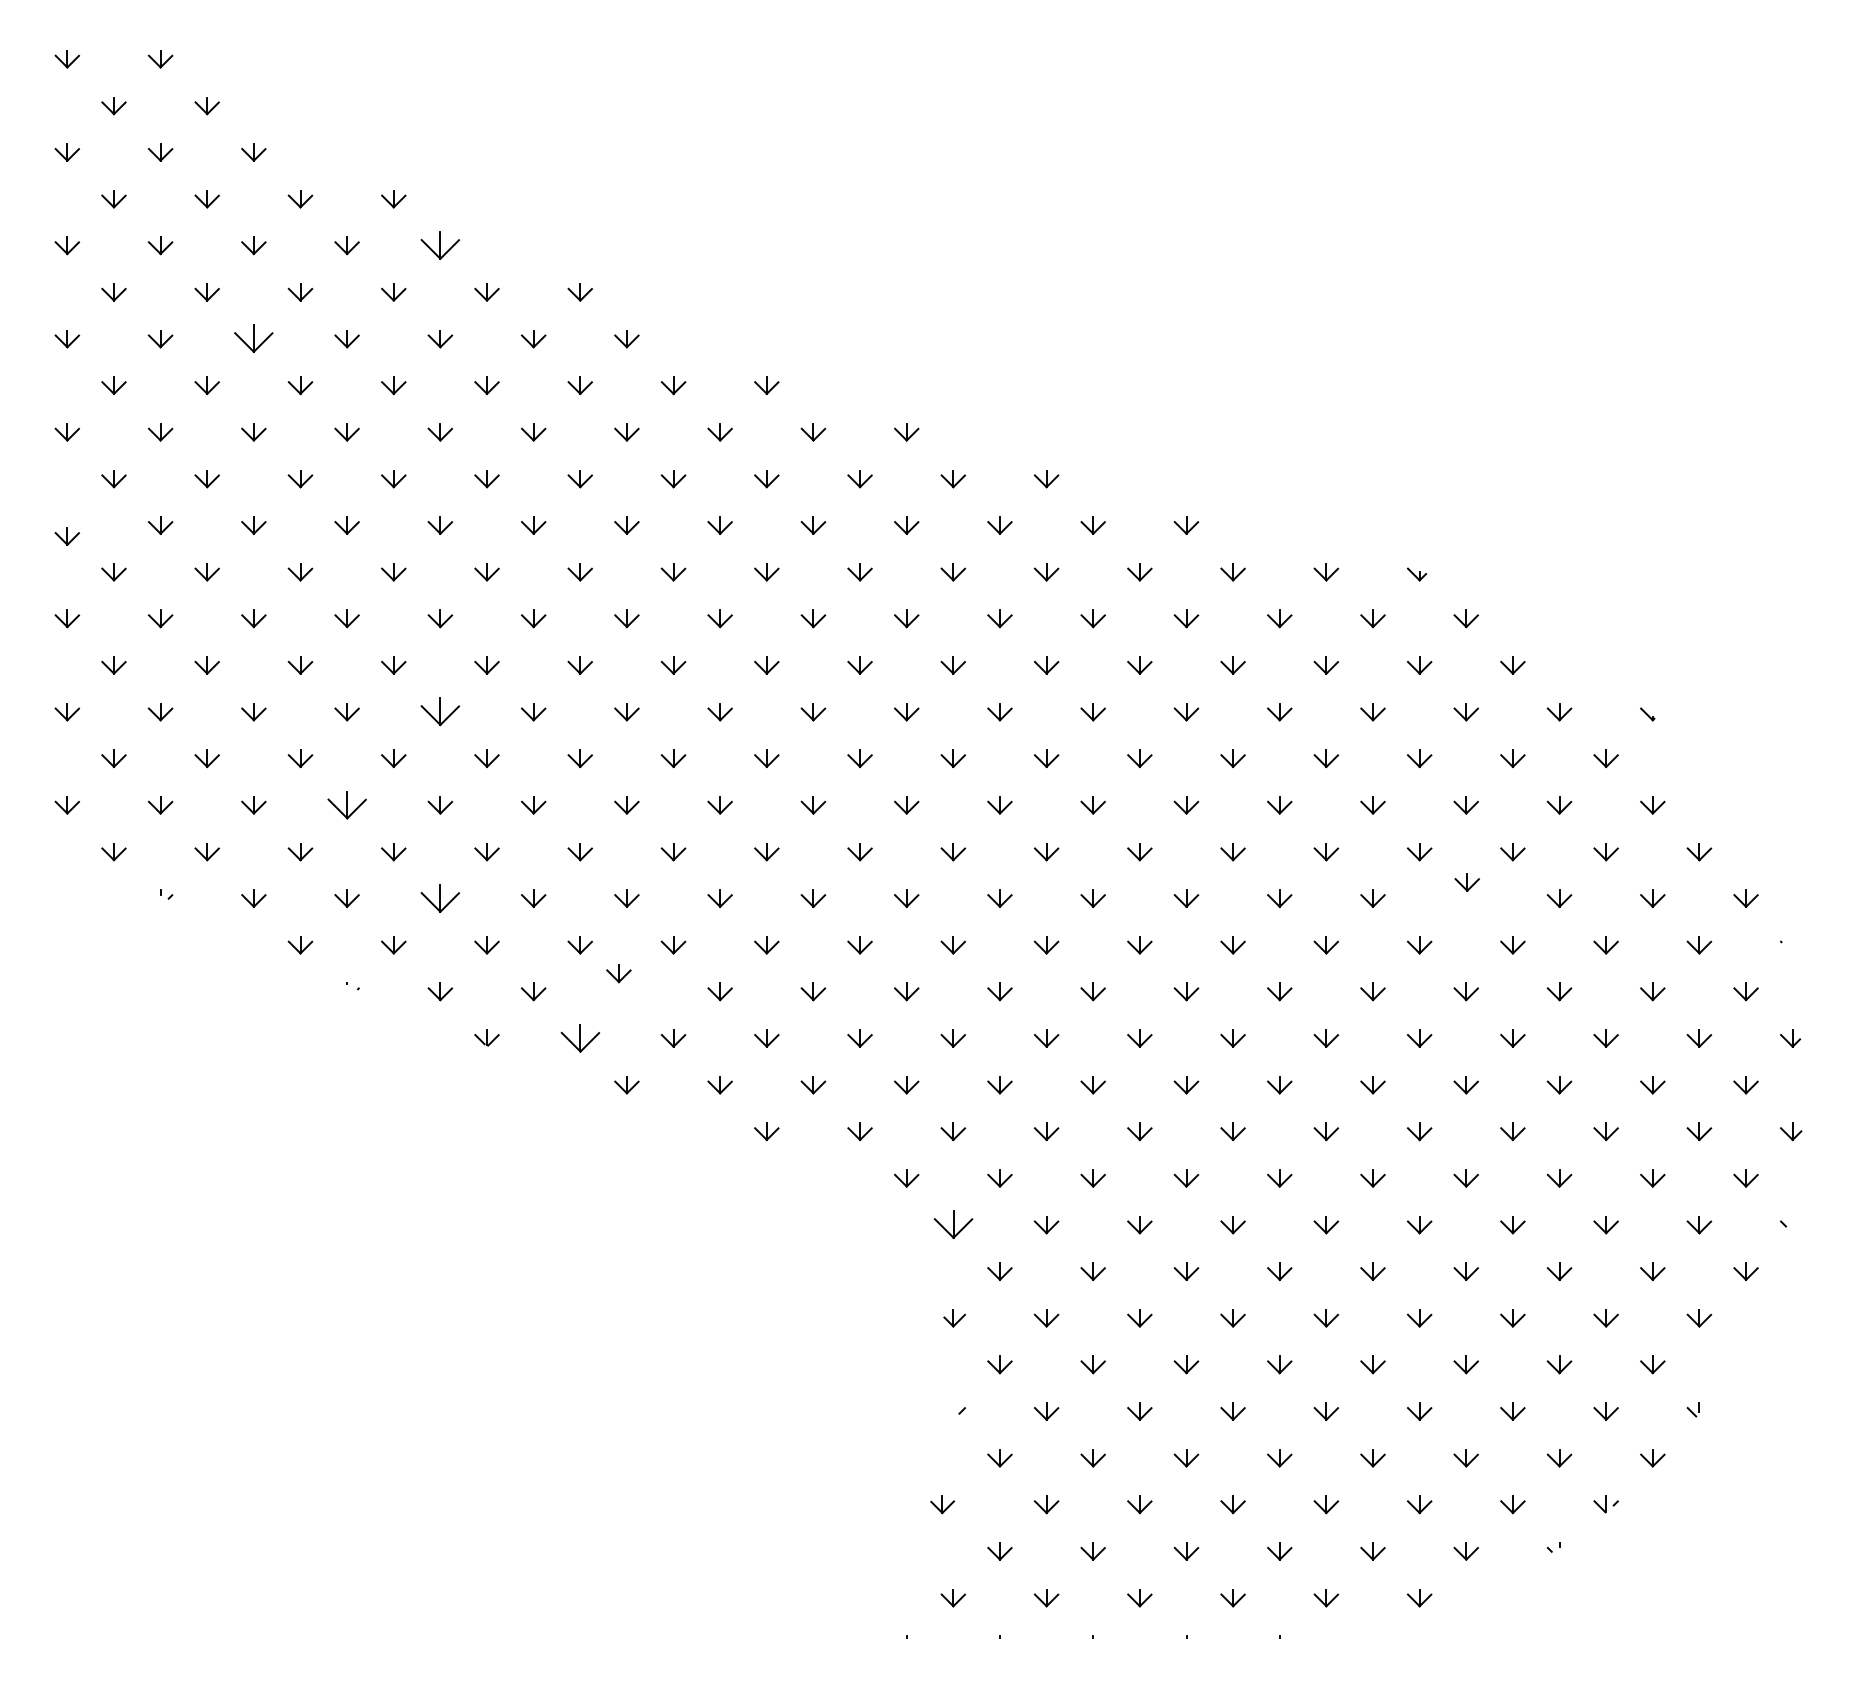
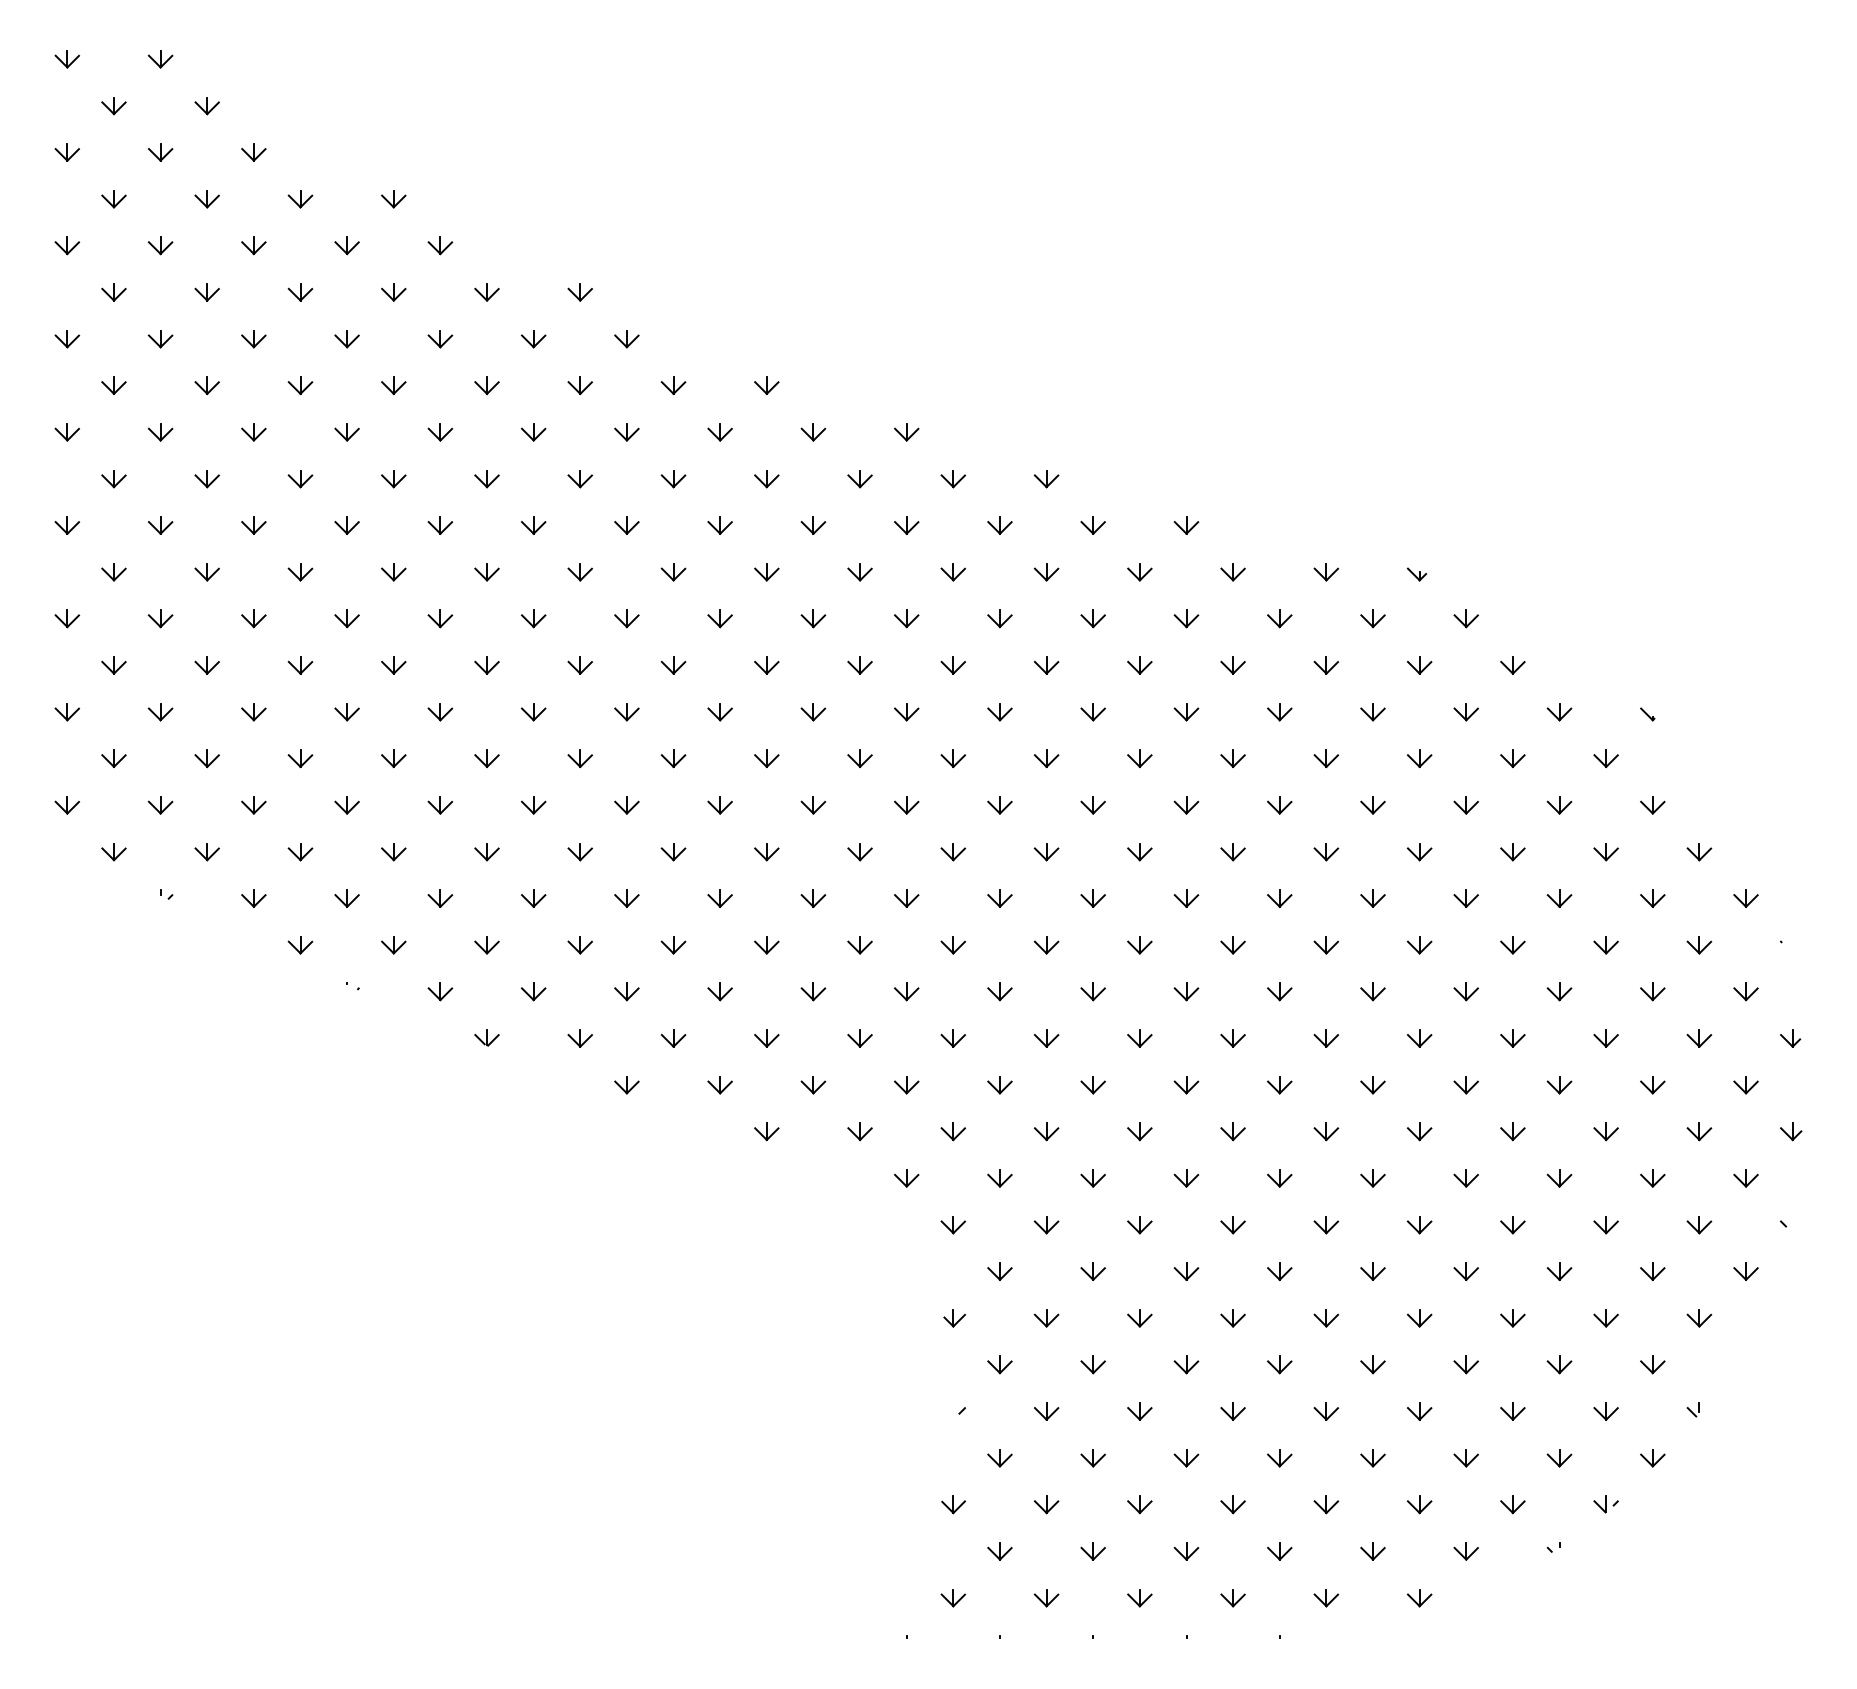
part size: 40x29 px -> 27x20 px (440, 245)
part size: 40x30 px -> 26x19 px (253, 339)
part position: (66, 536) -> (66, 525) (66, 525)
part size: 41x30 px -> 27x19 px (440, 712)
part size: 40x29 px -> 26x19 px (346, 805)
part position: (1466, 882) -> (1465, 898) (1465, 898)
part size: 41x29 px -> 27x19 px (440, 898)
part position: (618, 973) -> (626, 991) (626, 991)
part size: 41x29 px -> 26x19 px (579, 1038)
part size: 41x29 px -> 26x19 px (952, 1225)
part position: (942, 1504) -> (953, 1504) (953, 1504)
